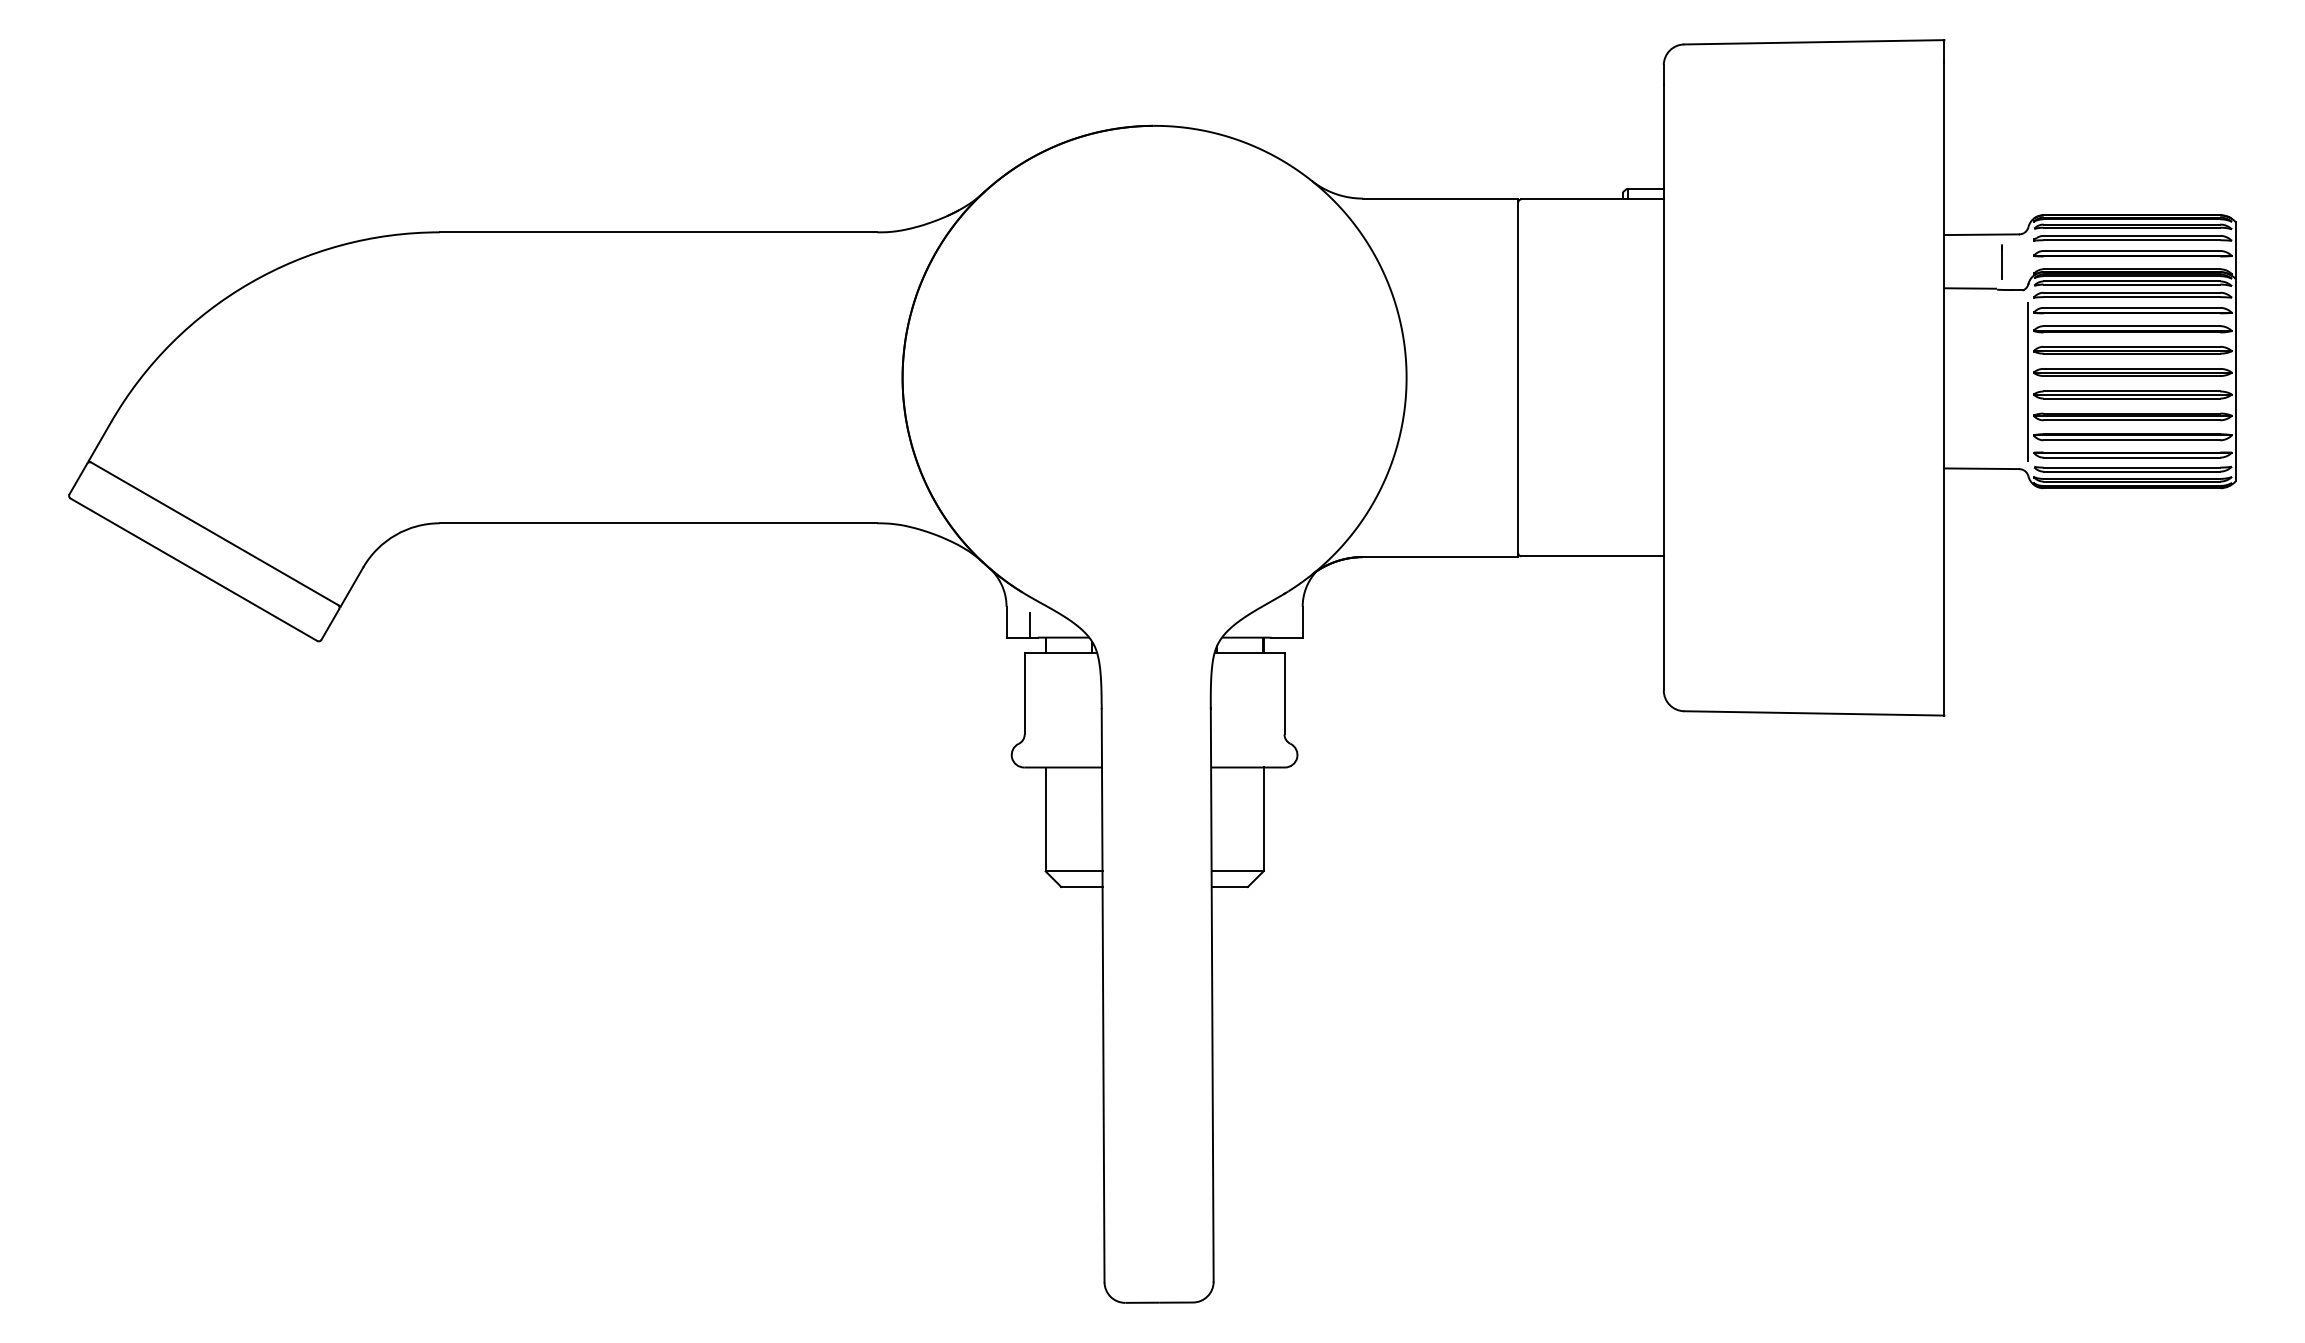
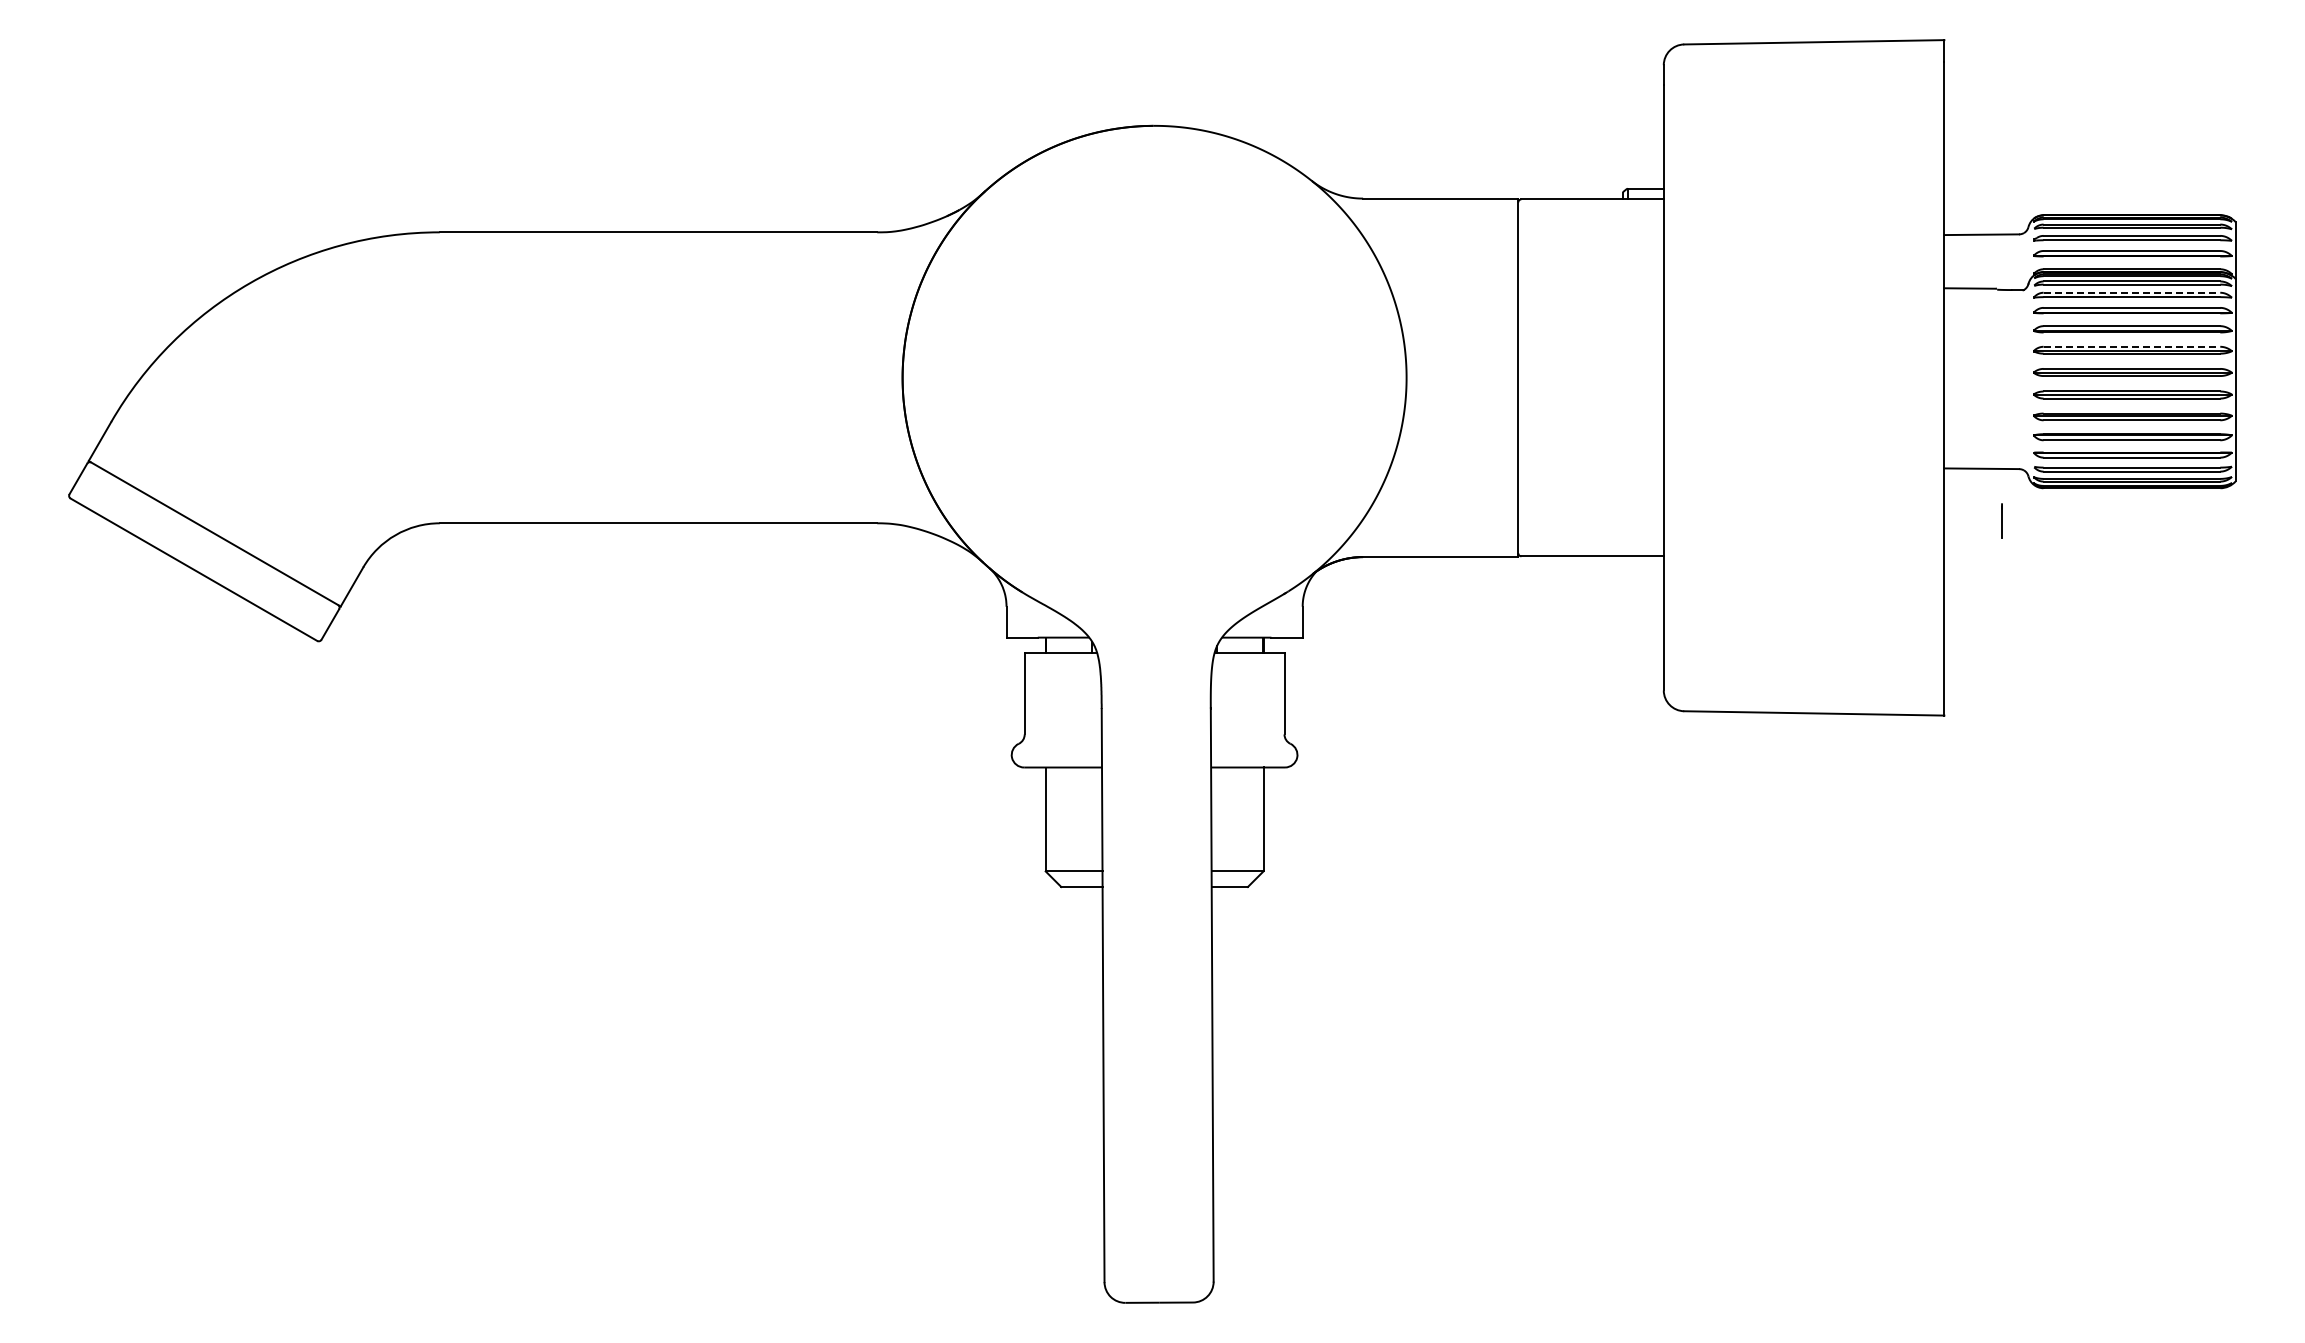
line position: (2001, 261) -> (2001, 520) (2001, 520)
line: solid -> dashed (2132, 292)
line: solid -> dashed (2132, 346)
line: present -> none (2028, 381)
line: present -> none (1029, 624)
